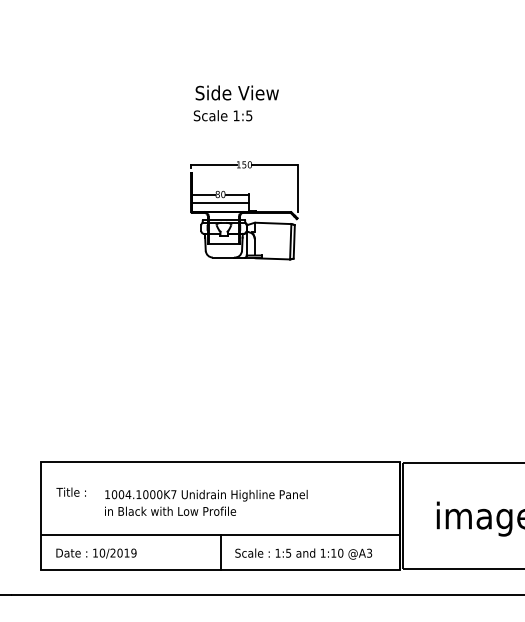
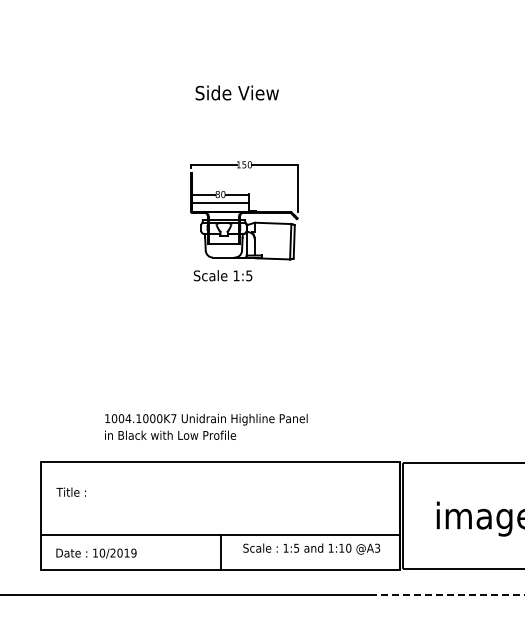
text position: (222, 115) -> (222, 275) (222, 275)
text position: (206, 502) -> (206, 426) (206, 426)
text position: (303, 553) -> (311, 548) (311, 548)
line: solid -> dashed (447, 595)
